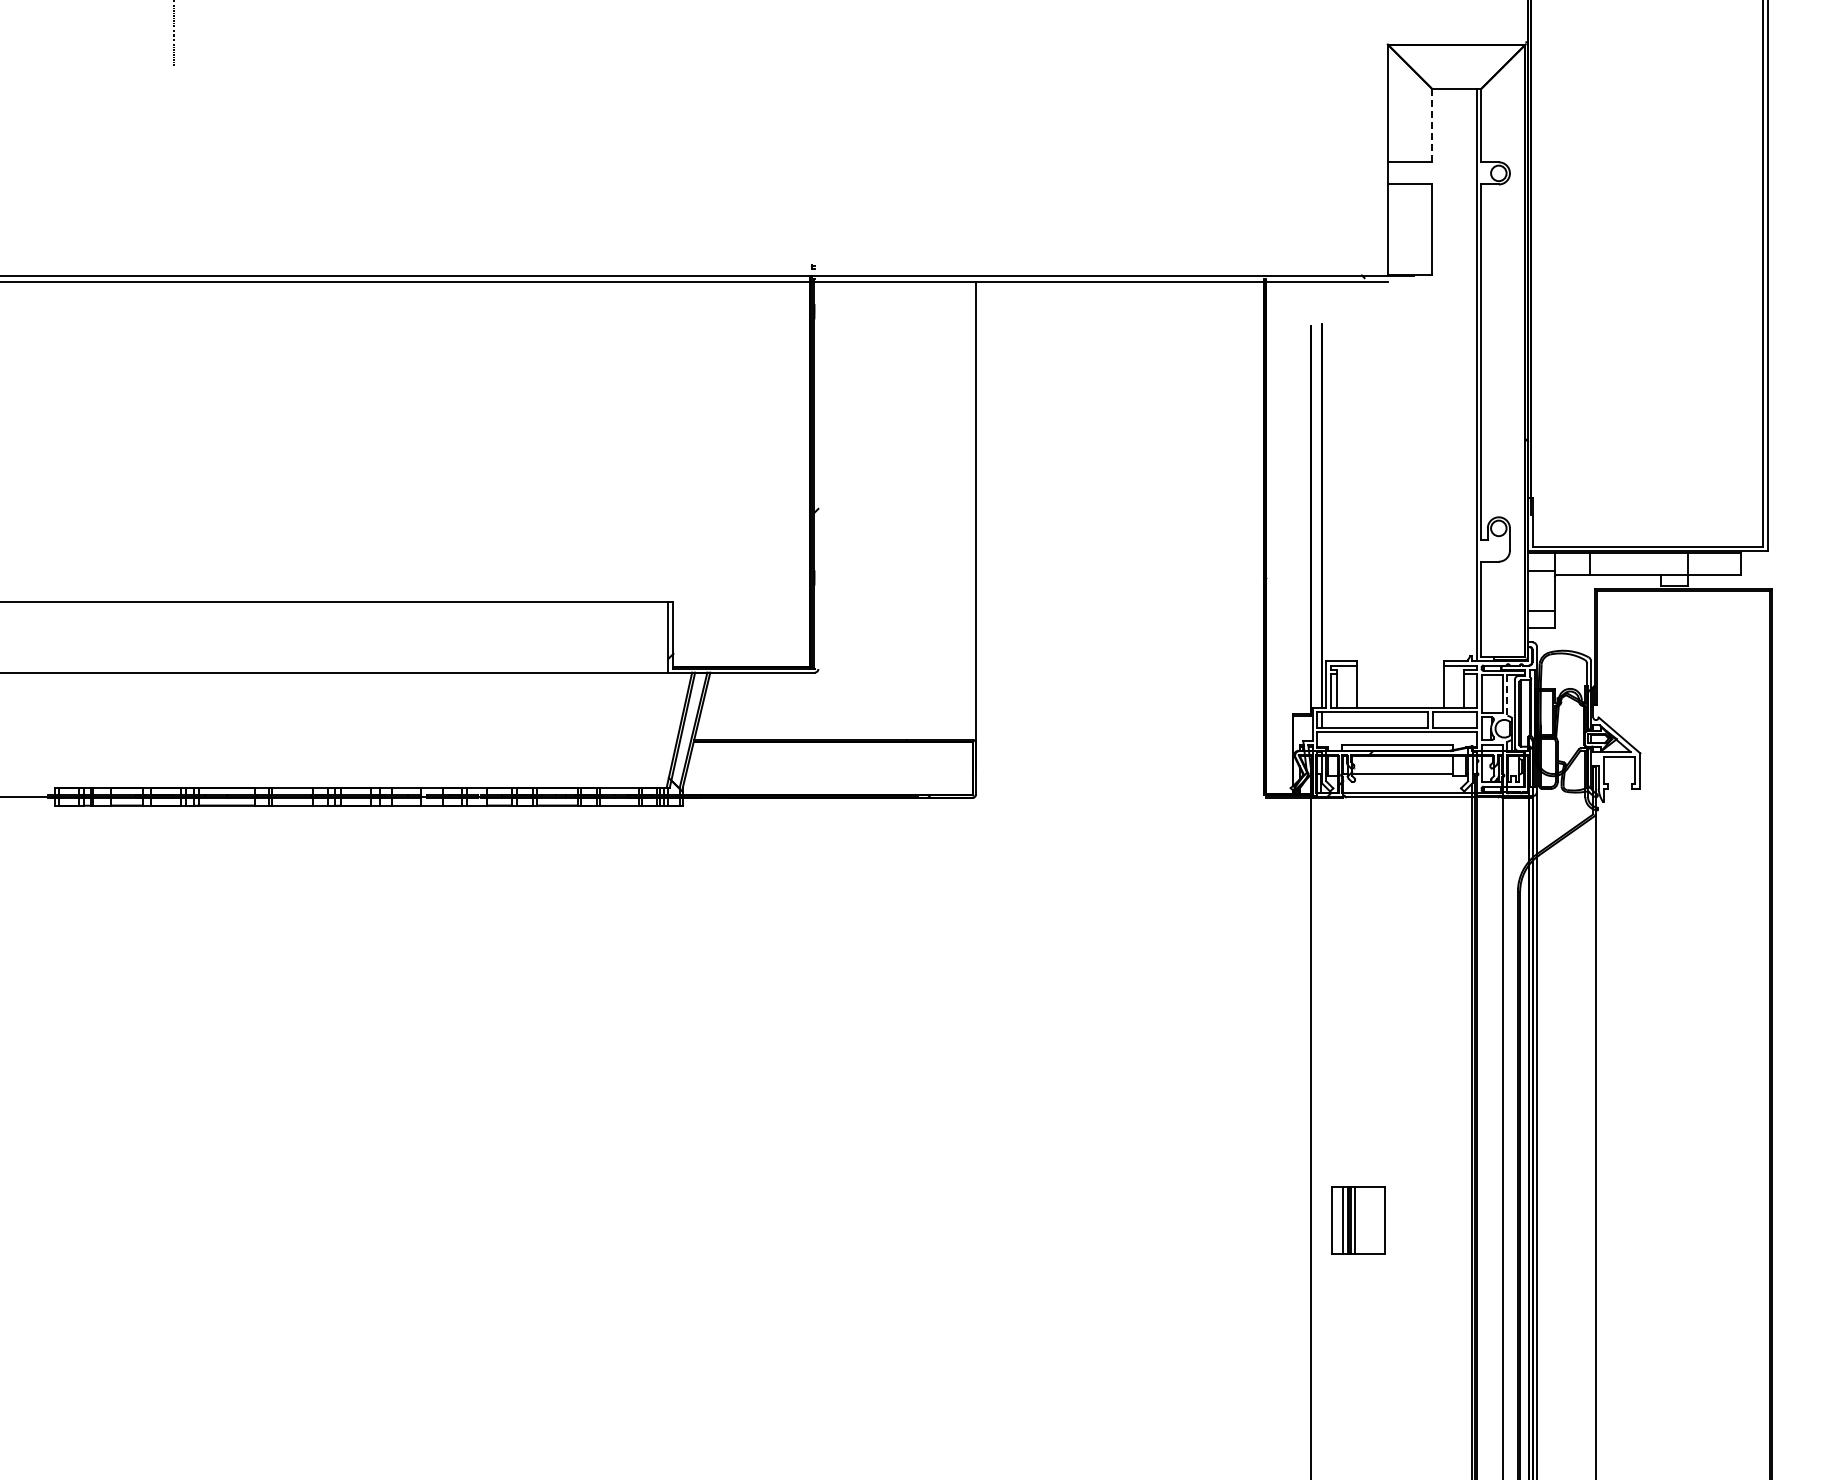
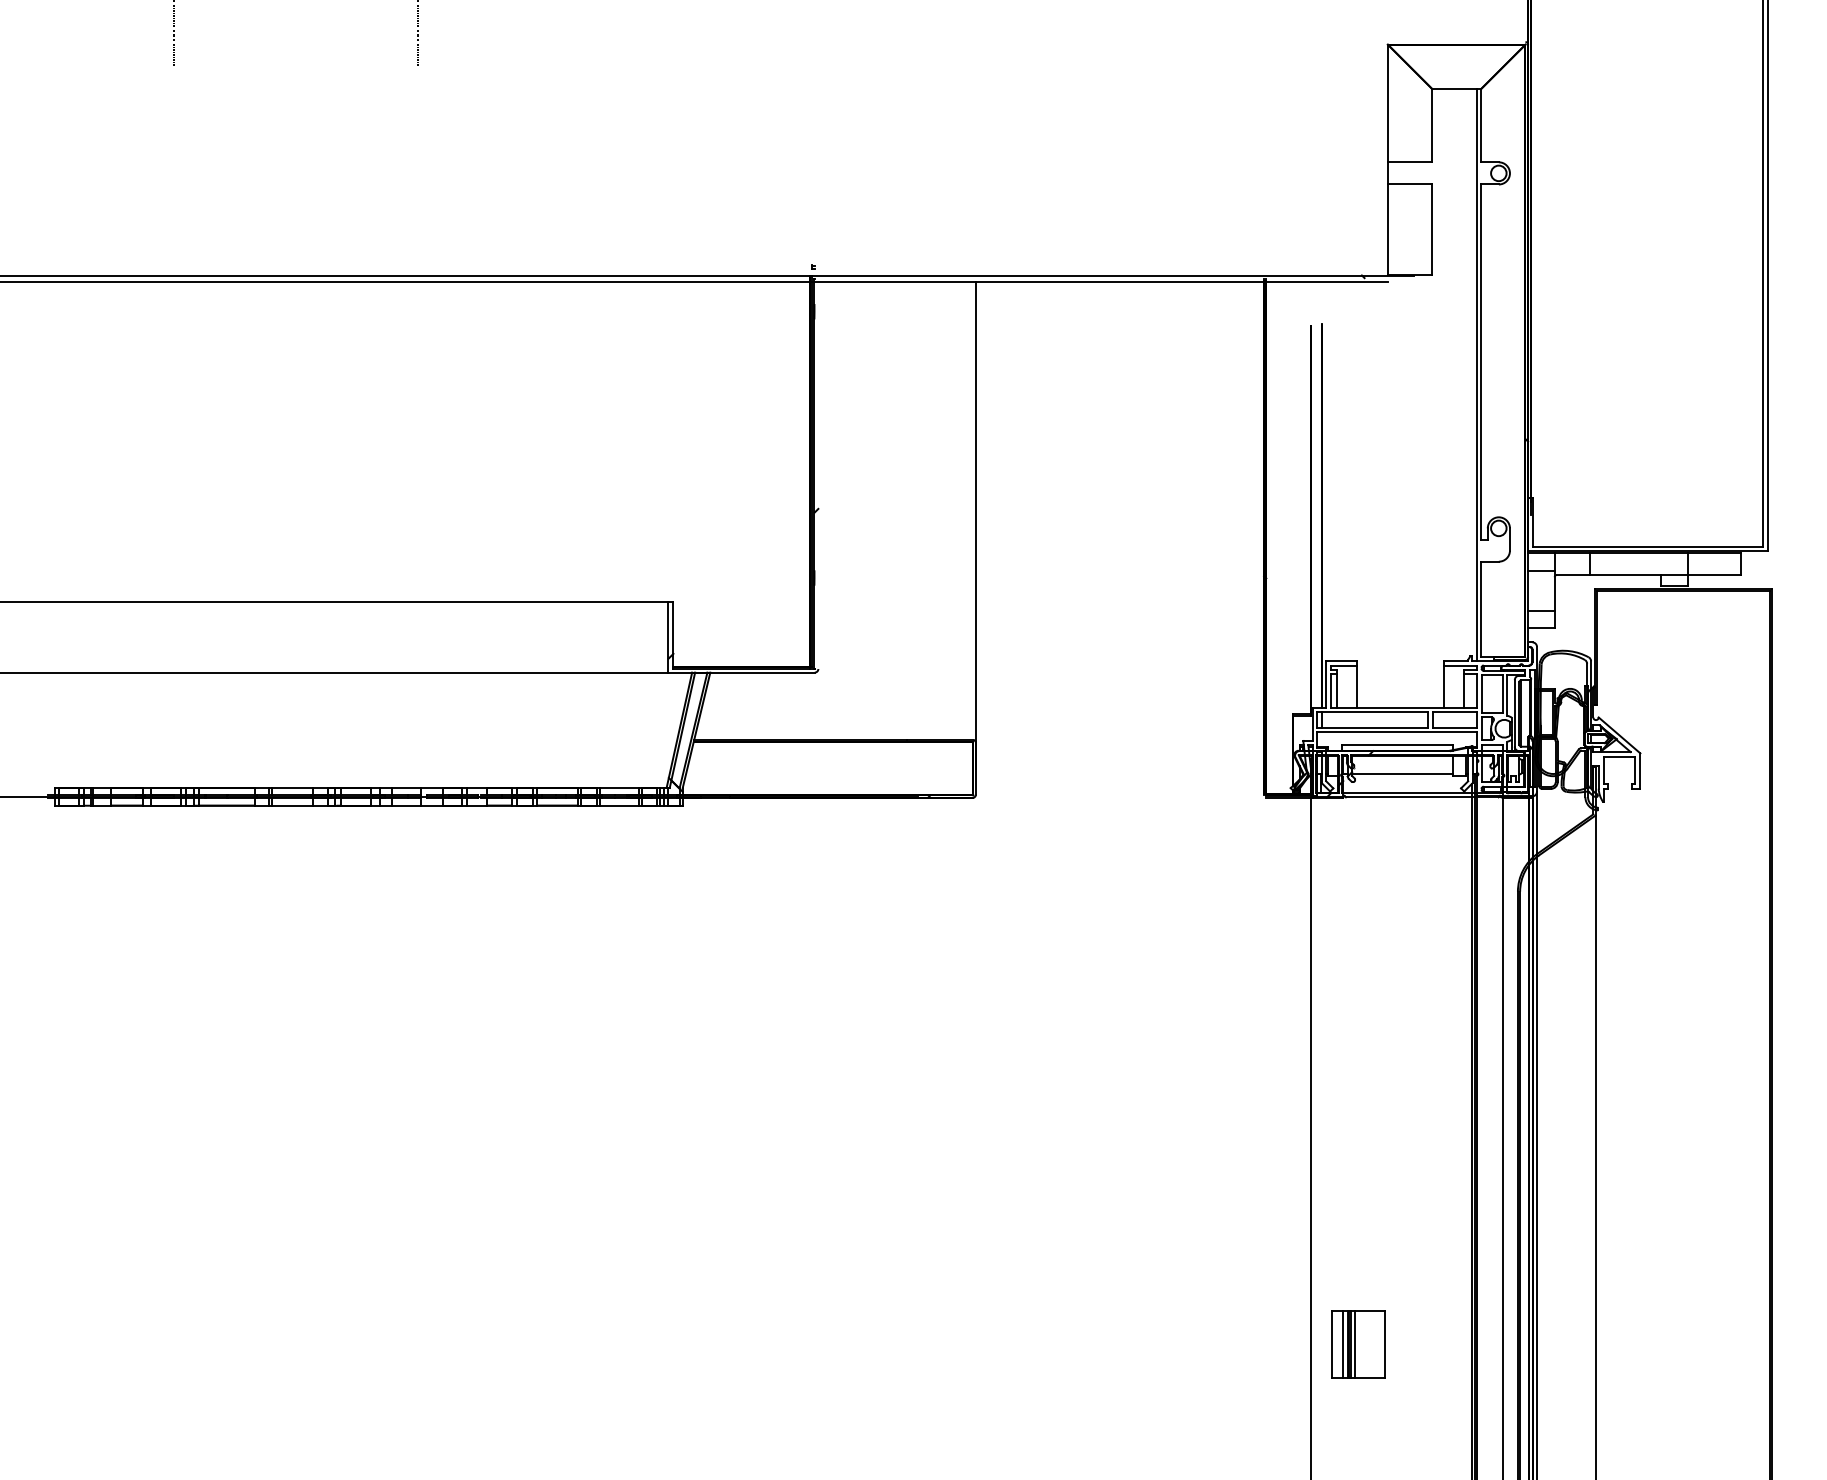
line: none -> present (418, 35)
line: dashed -> solid (1432, 125)
line: dashed -> solid (1507, 696)
part position: (1358, 1220) -> (1358, 1344) (1358, 1344)
